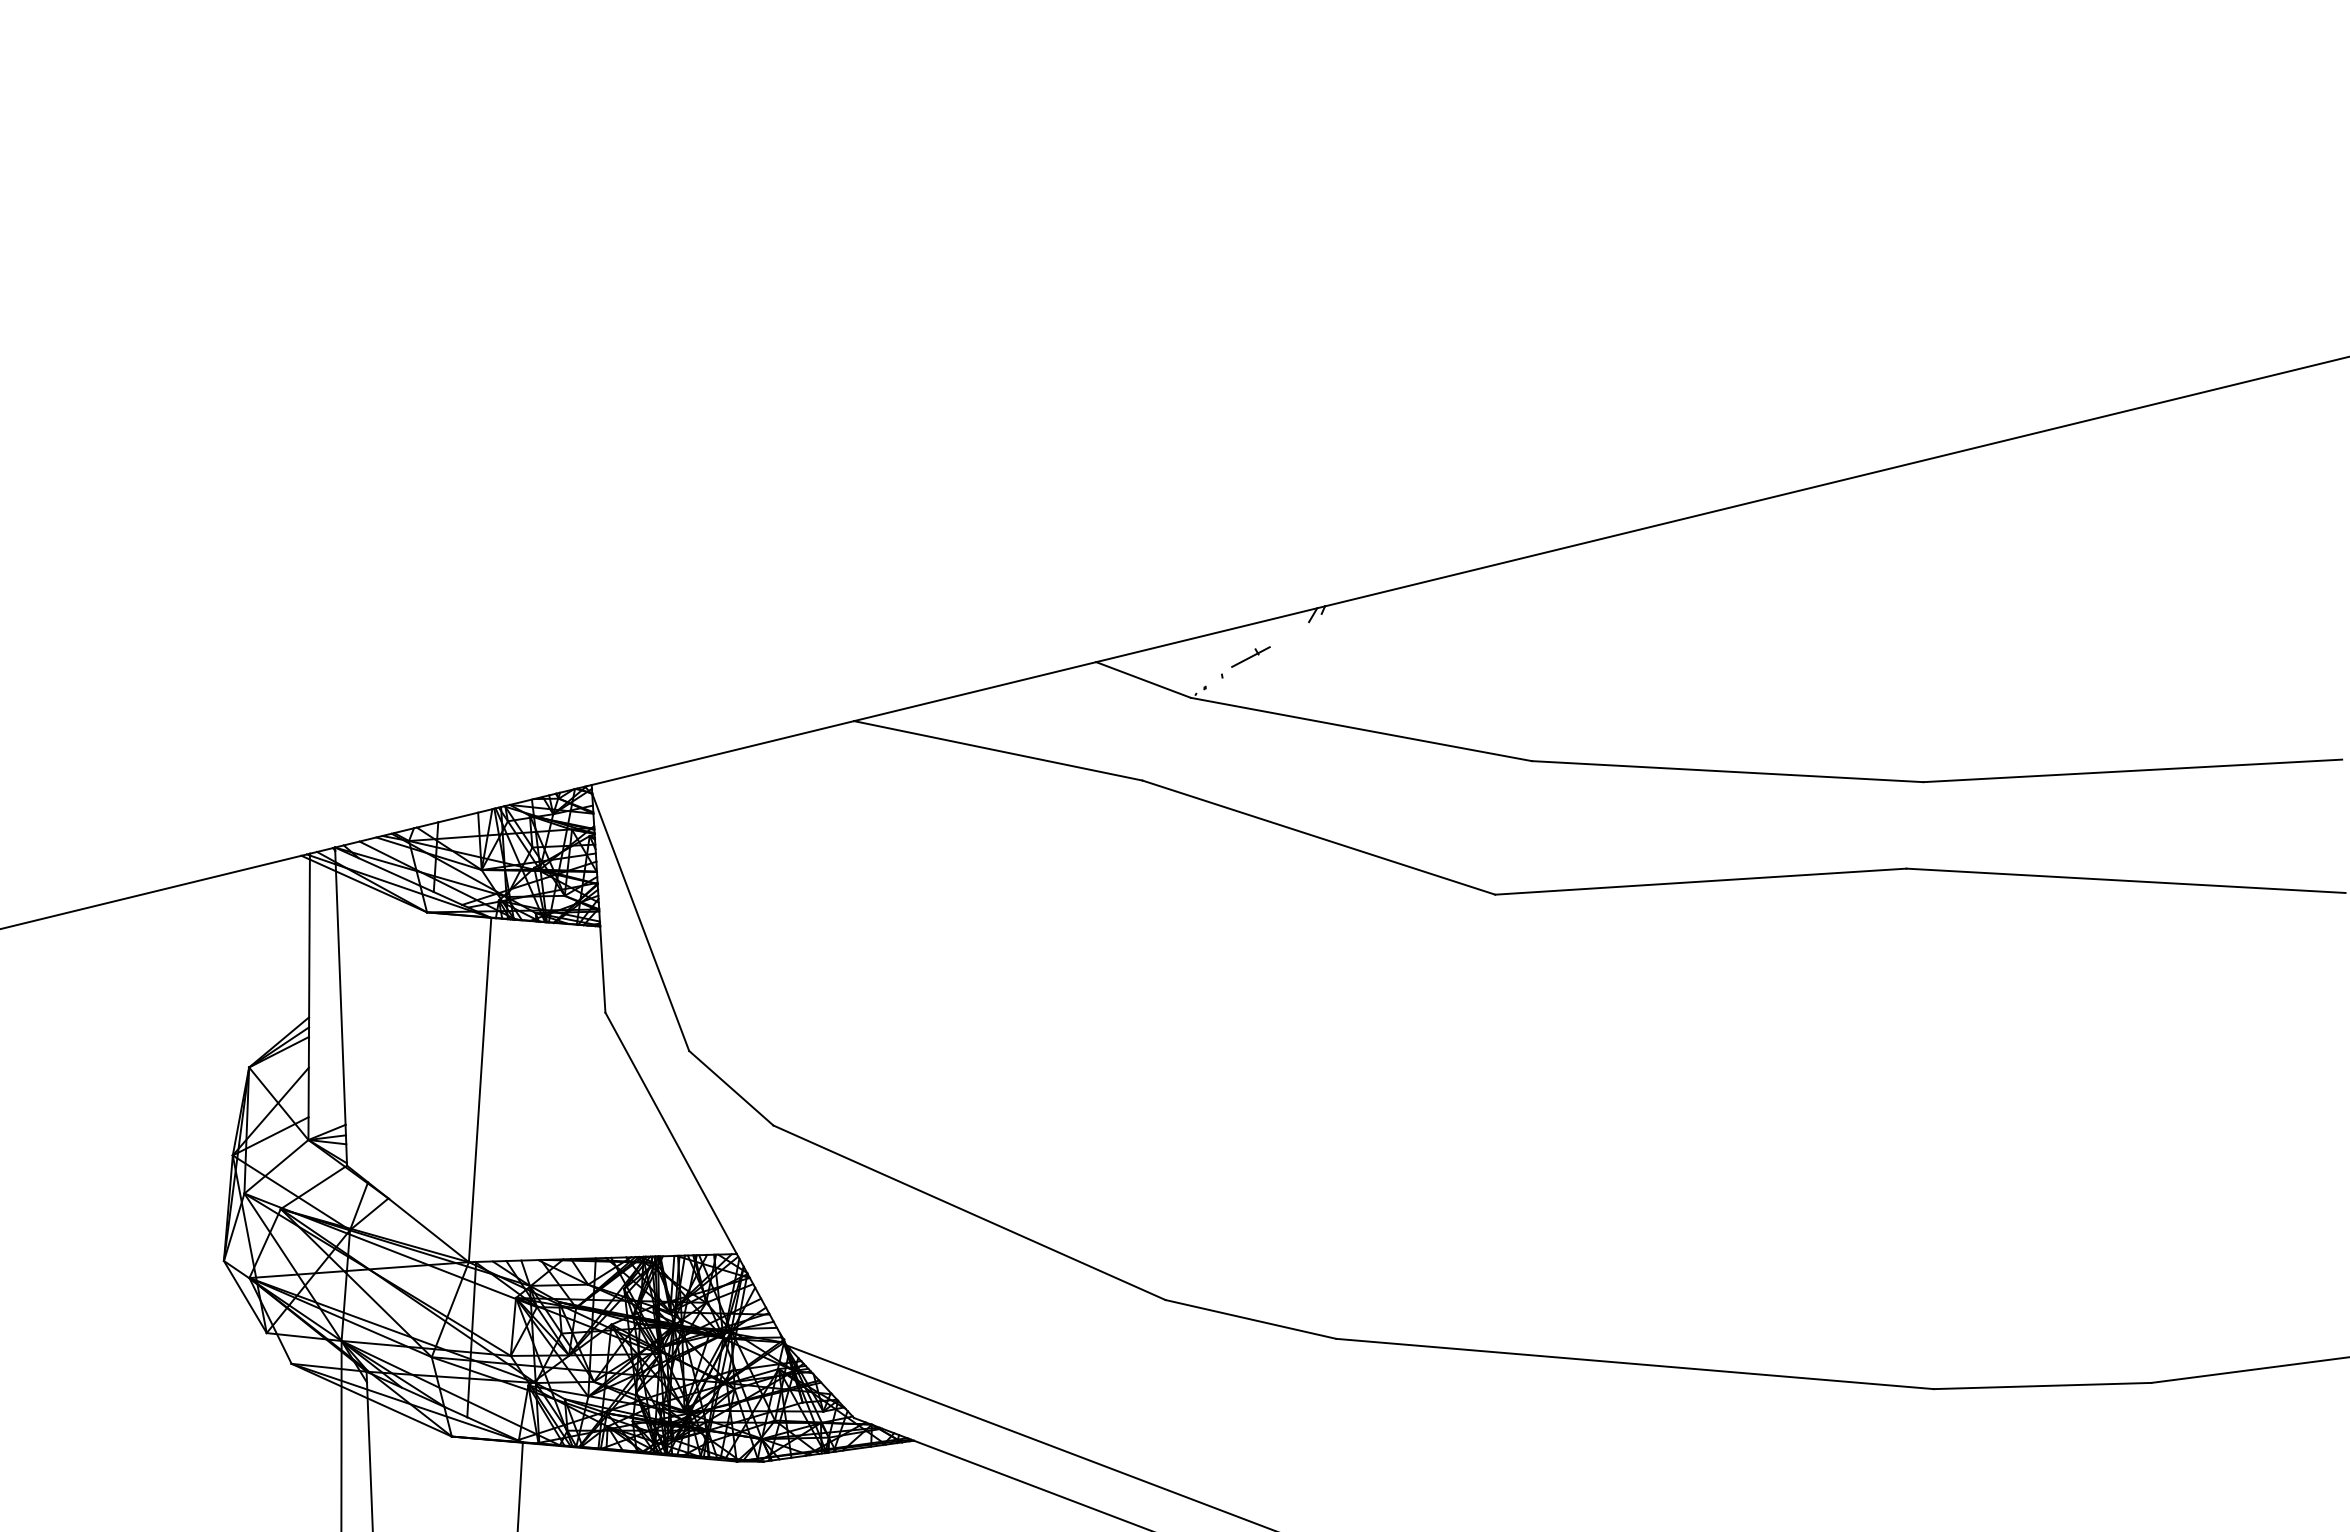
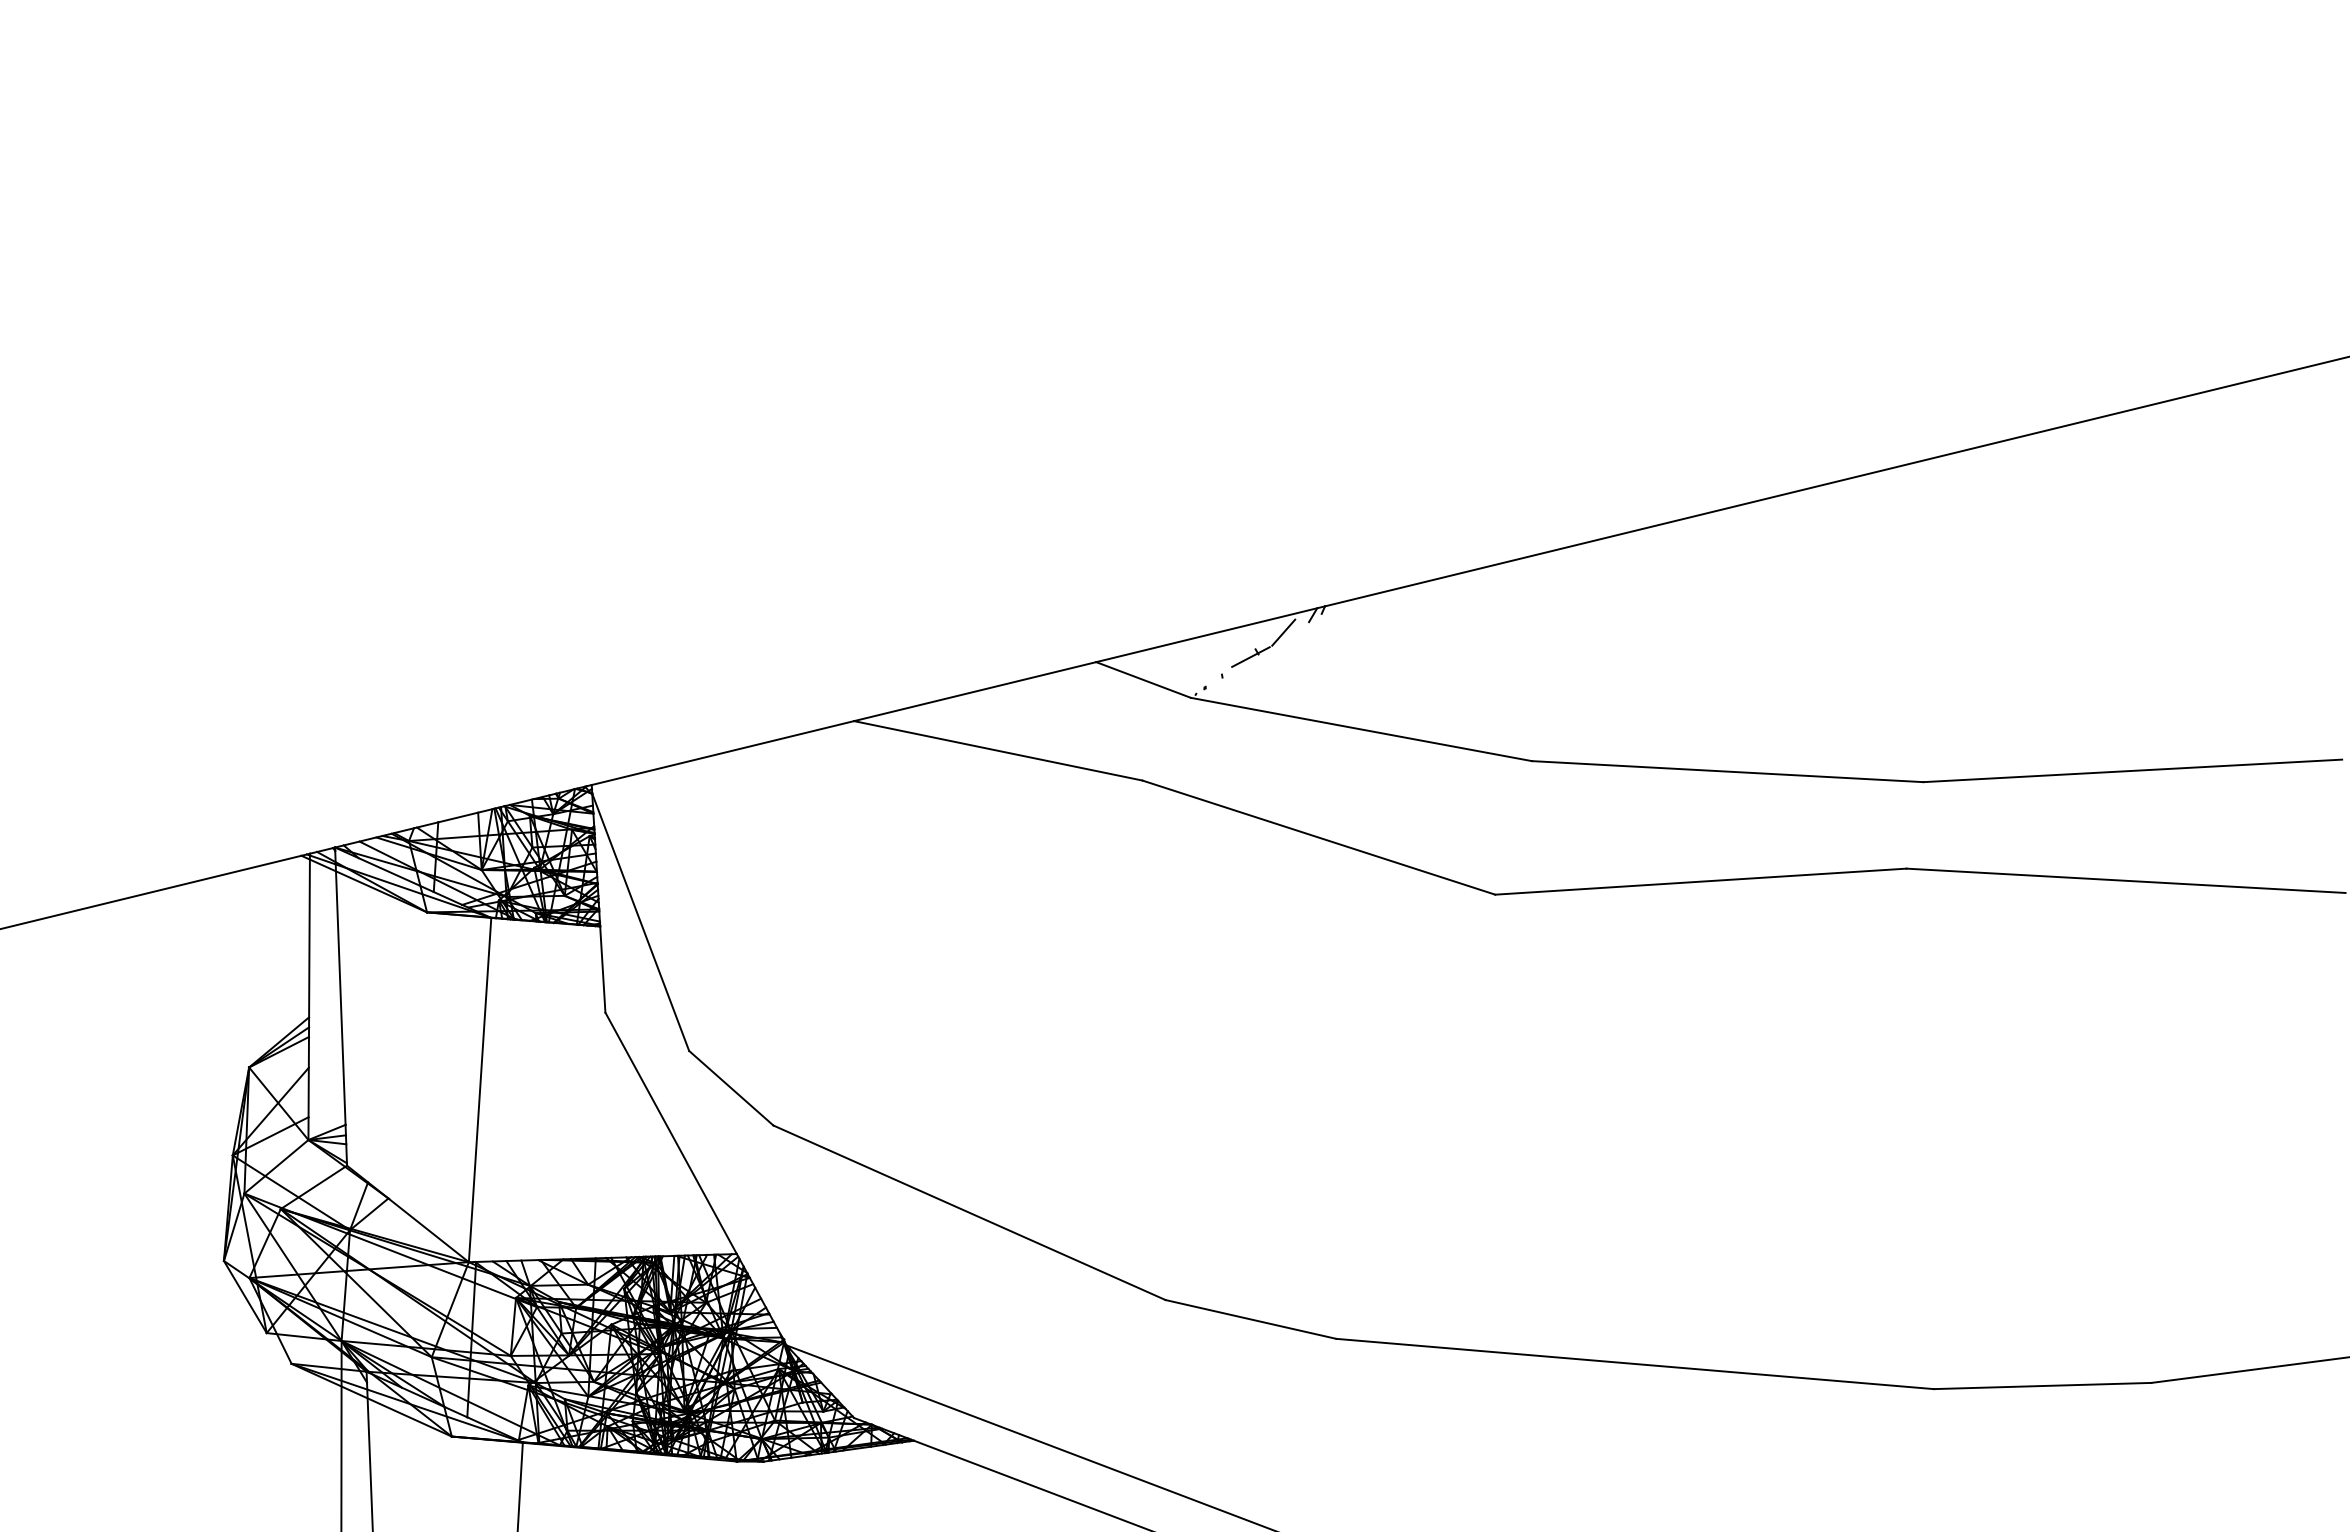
line: none -> present (1283, 632)
